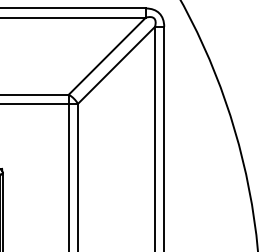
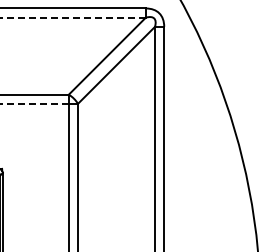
line: solid -> dashed (72, 17)
line: solid -> dashed (34, 103)
